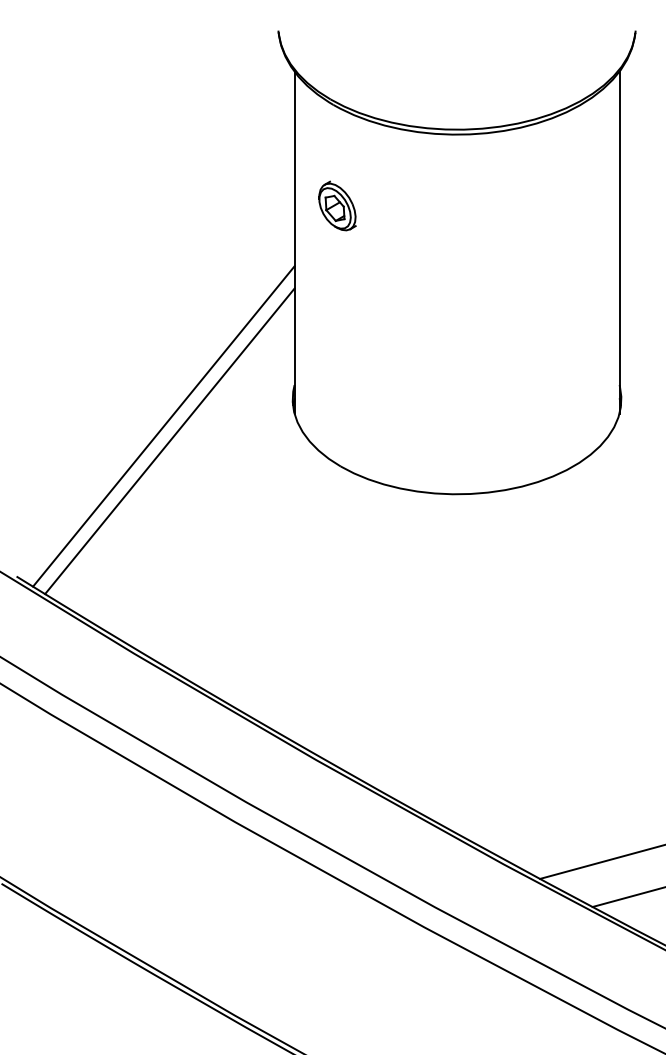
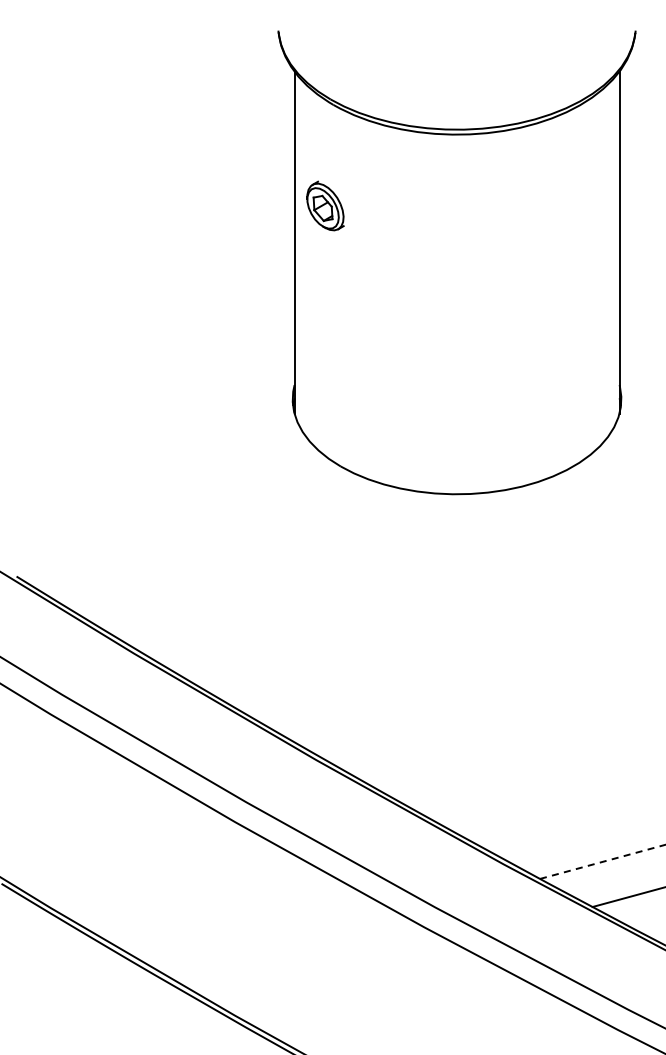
part position: (337, 205) -> (325, 205) (325, 205)
line: present -> none (163, 426)
line: present -> none (169, 441)
line: solid -> dashed (602, 861)
